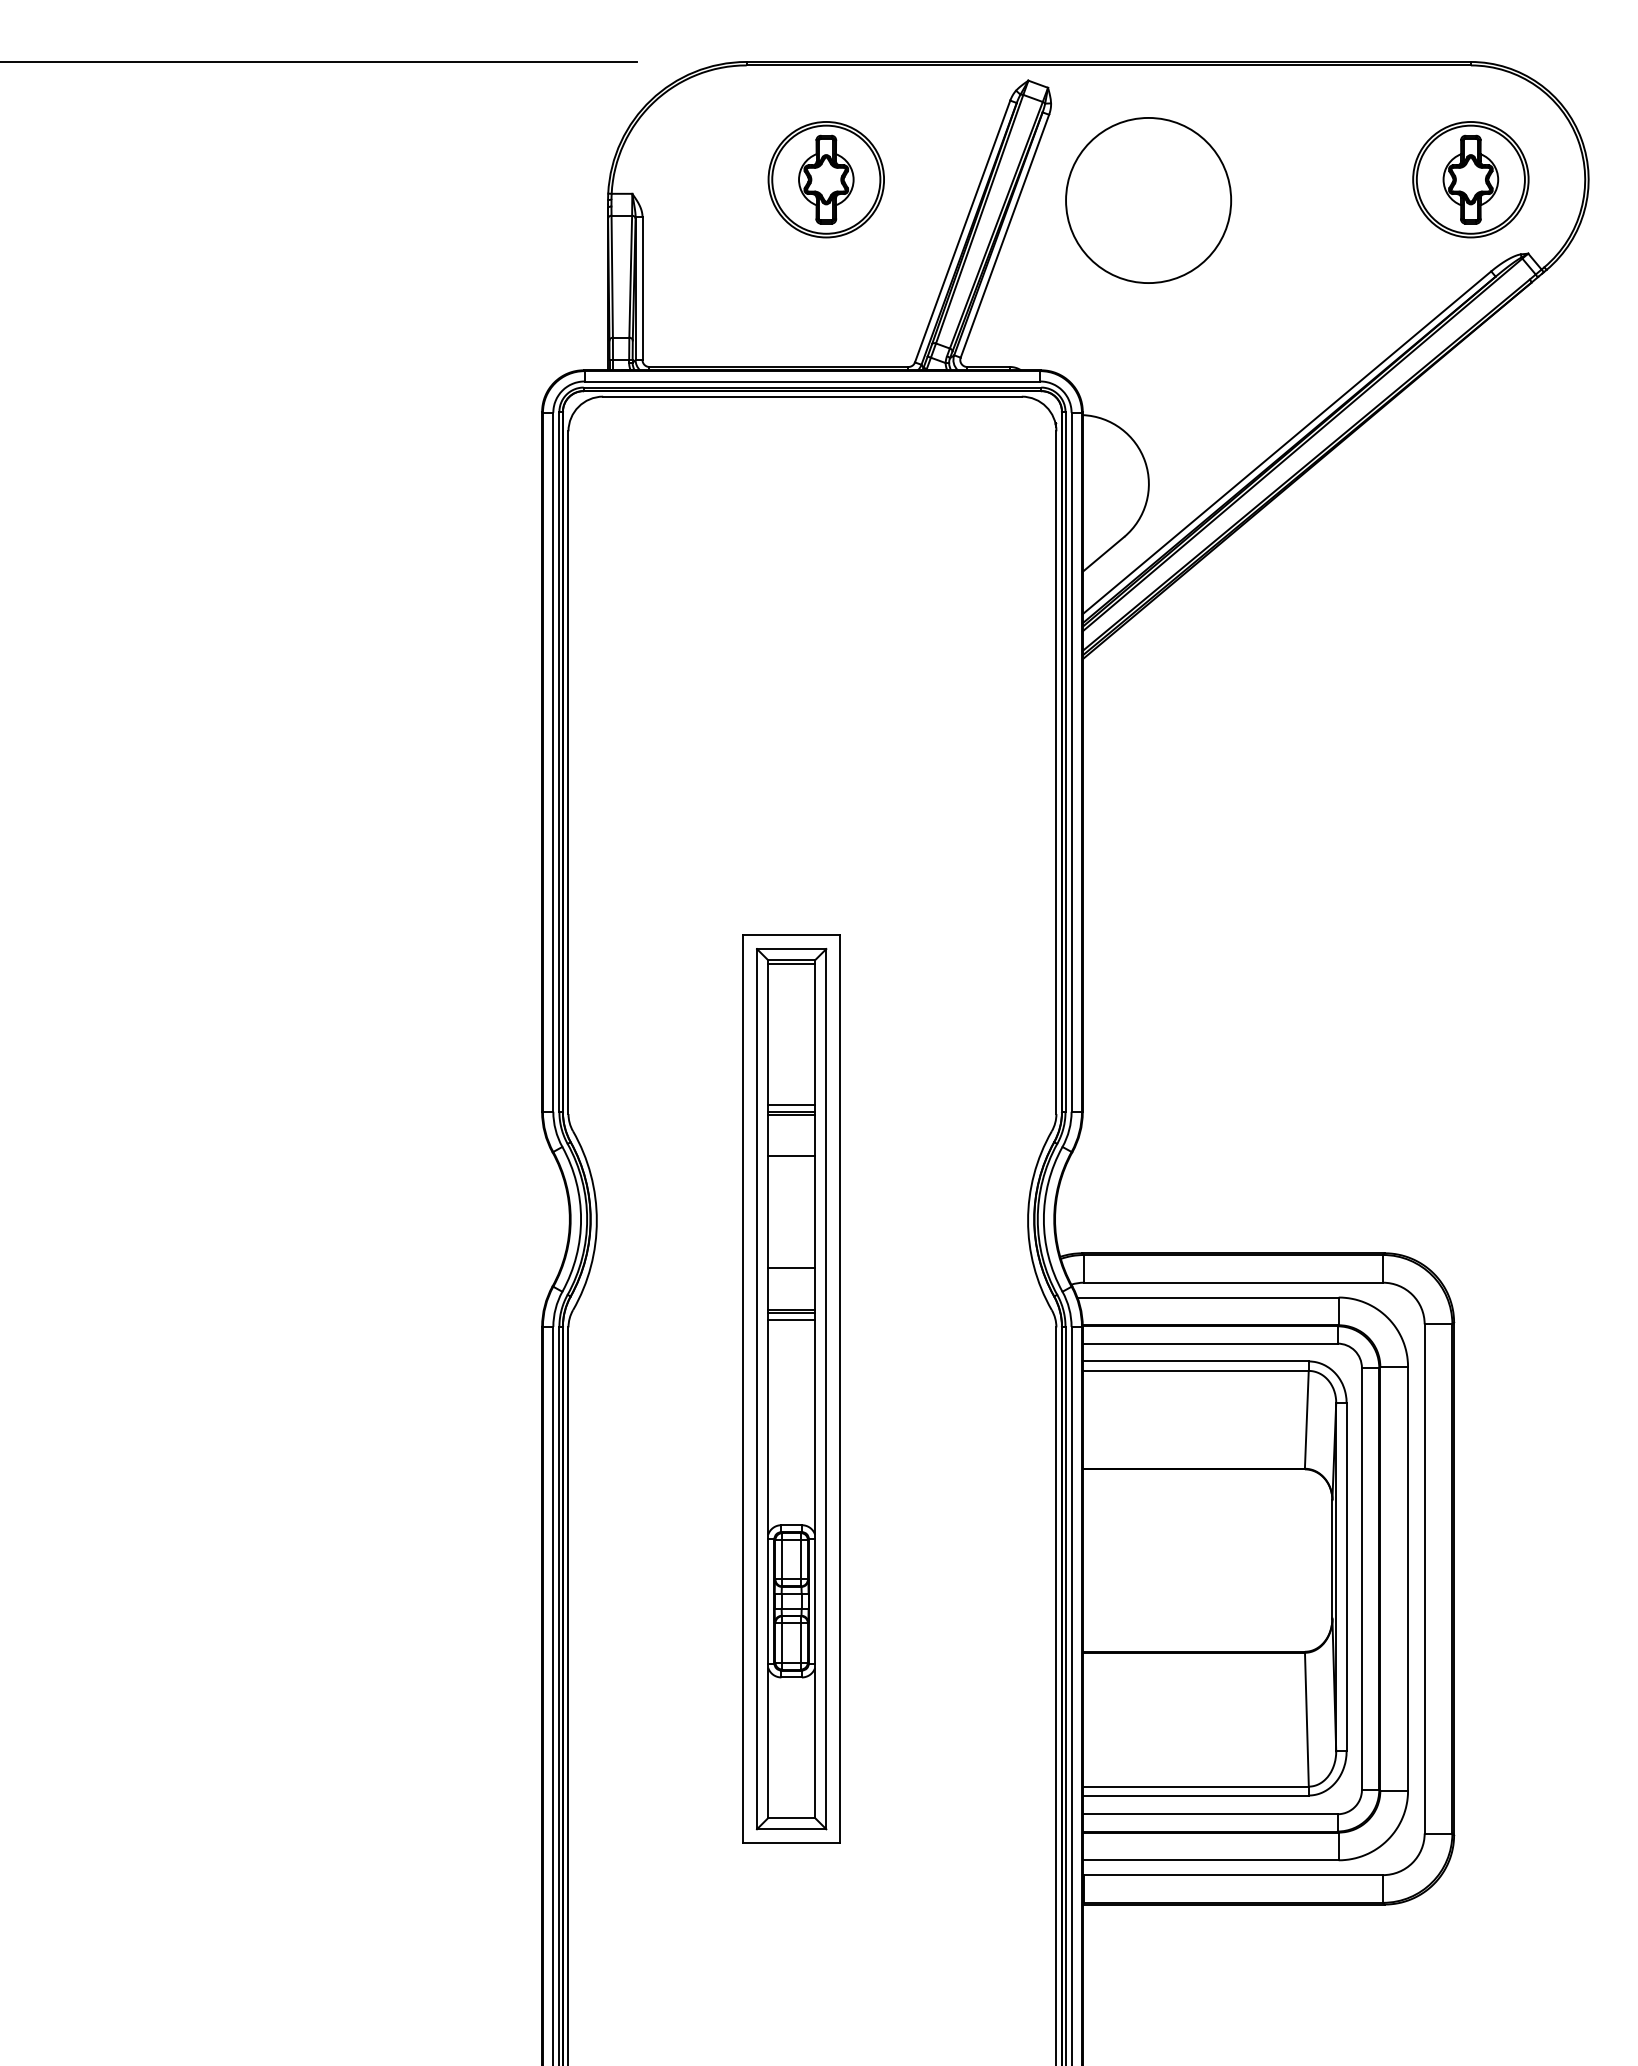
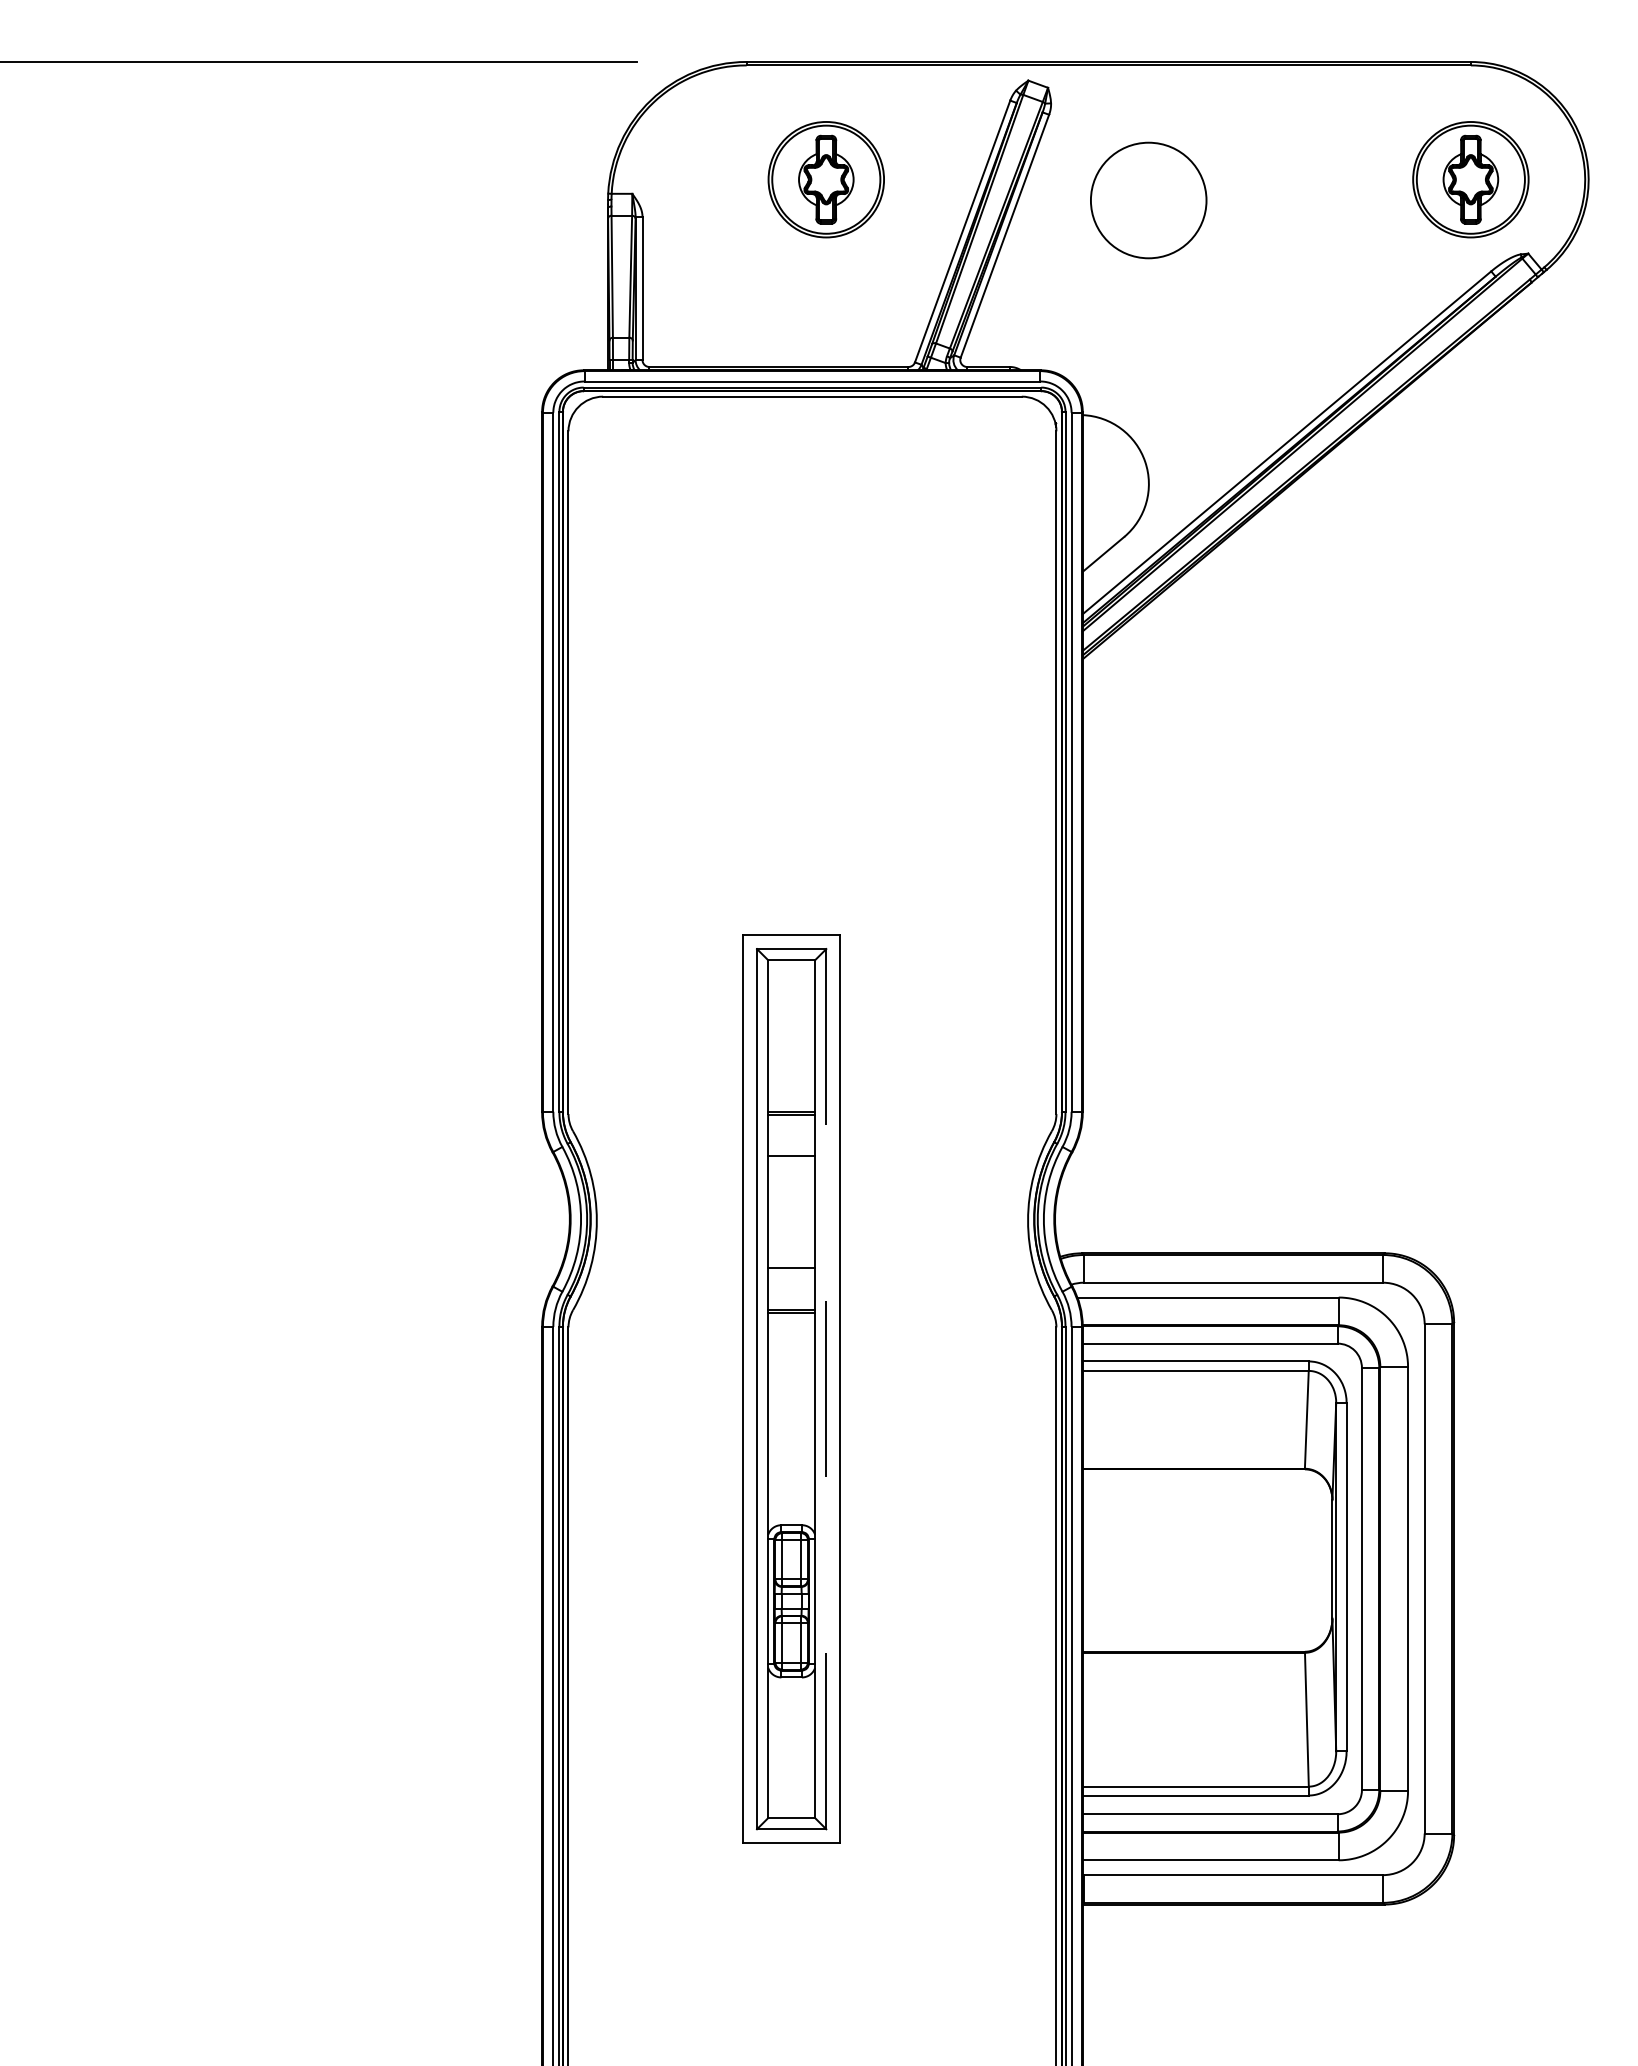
circle size: 168x167 px -> 118x119 px (1148, 200)
line: present -> none (791, 964)
line: present -> none (791, 1104)
line: present -> none (791, 1319)
line: solid -> dashed (826, 1388)
